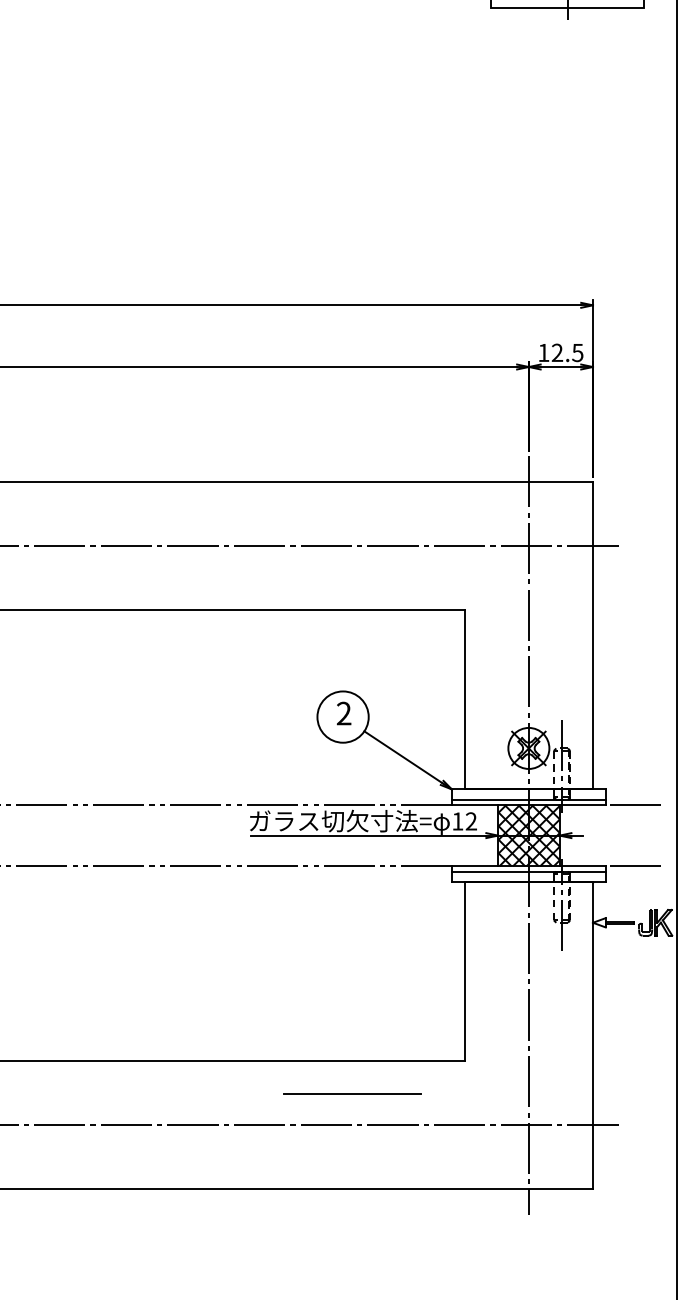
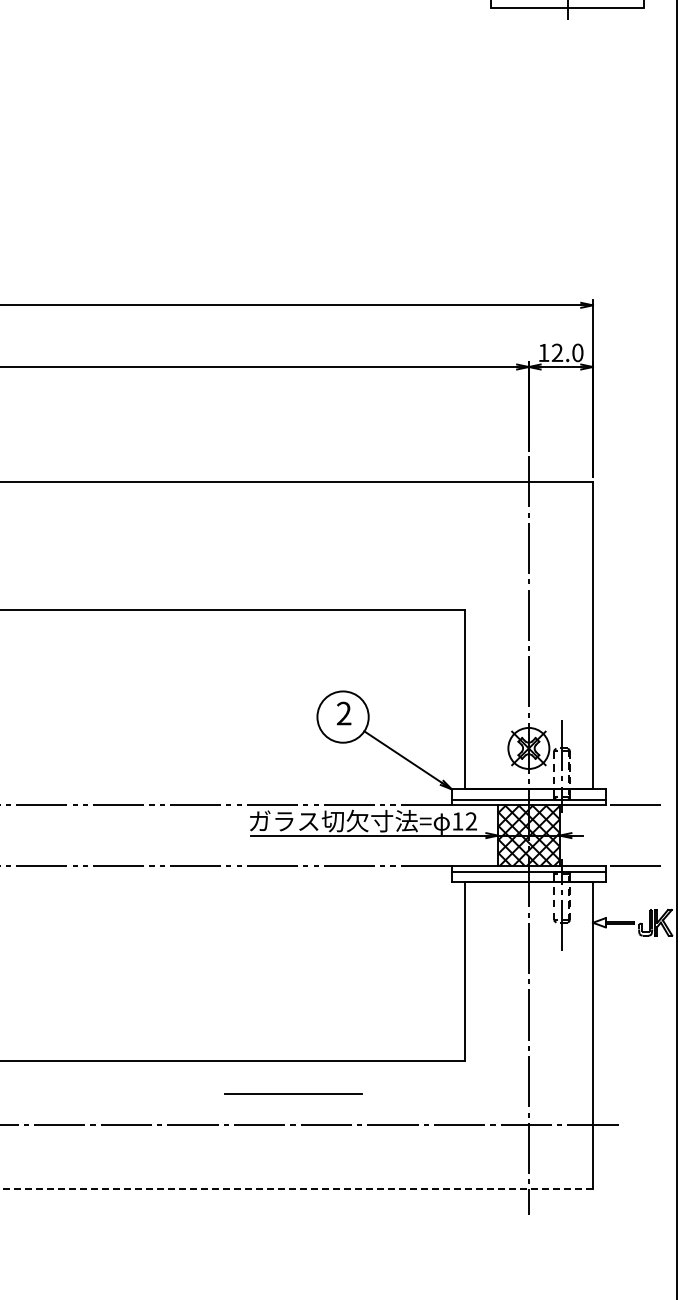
text: 12.5 -> 12.0 (577, 352)
line: present -> none (310, 545)
line position: (352, 1093) -> (293, 1093) (293, 1093)
line: solid -> dashed (296, 1189)
